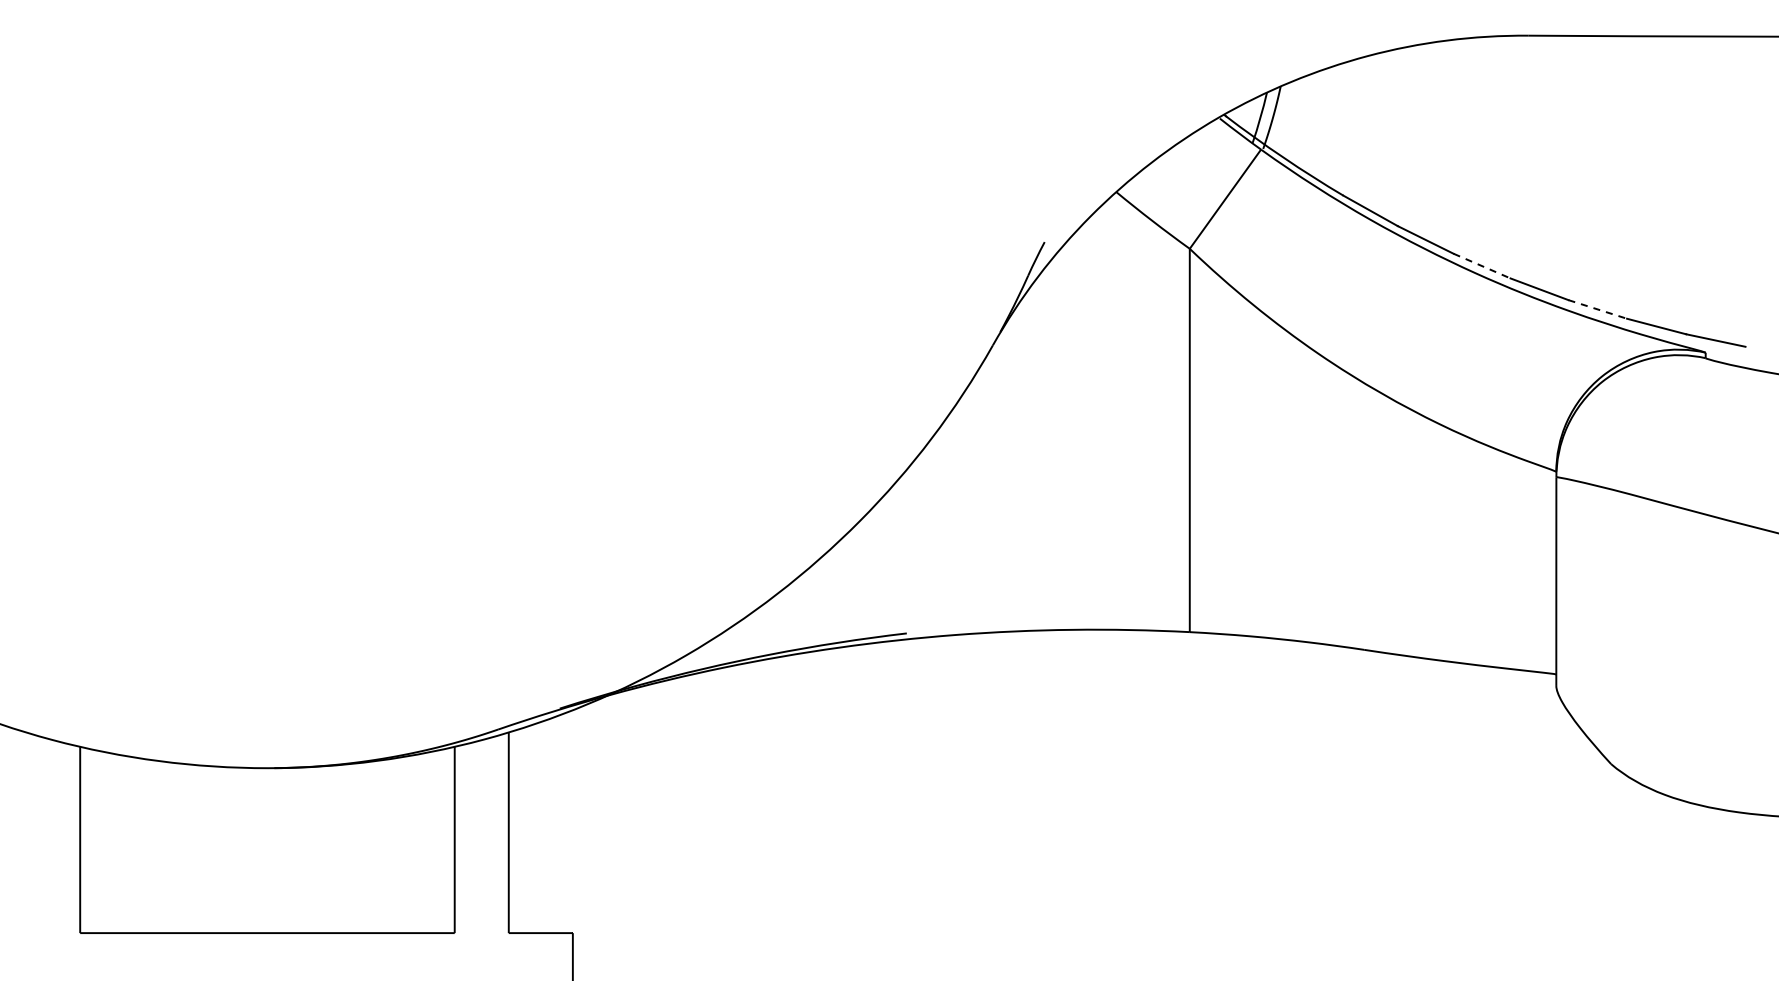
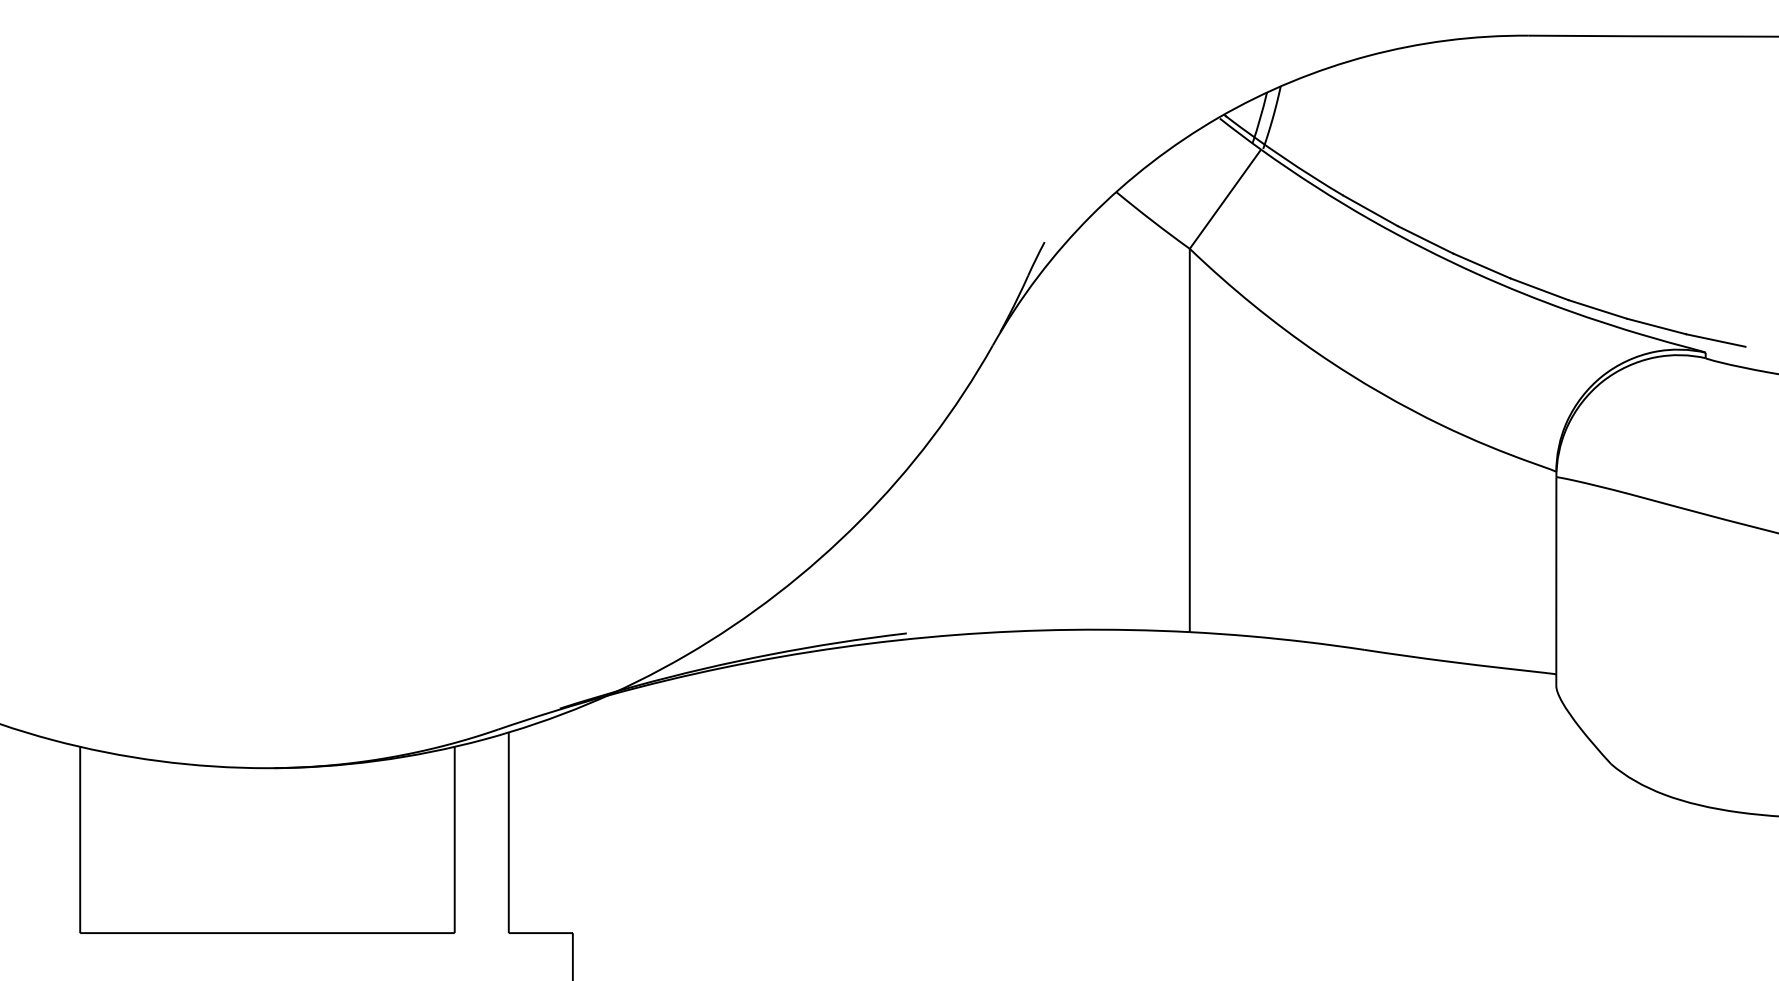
line: dashed -> solid (1482, 266)
line: dashed -> solid (1597, 309)
